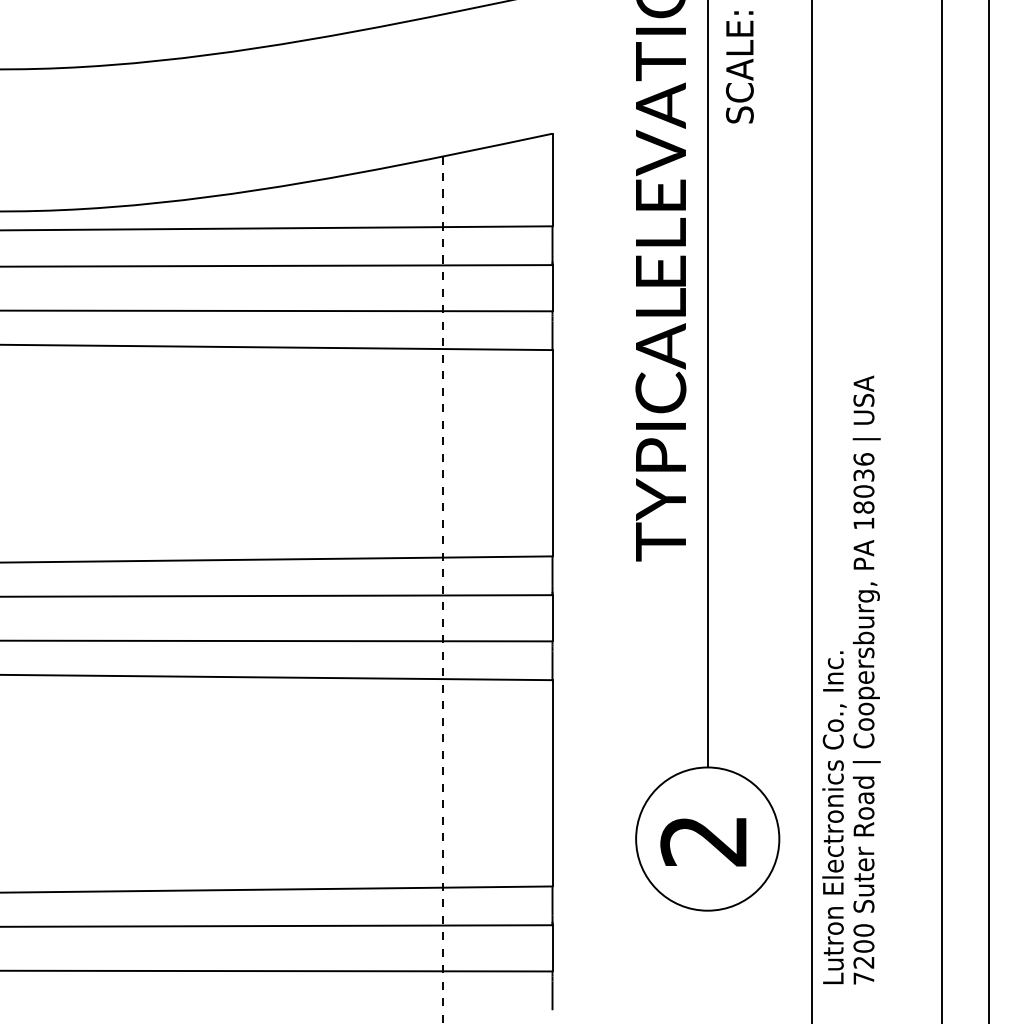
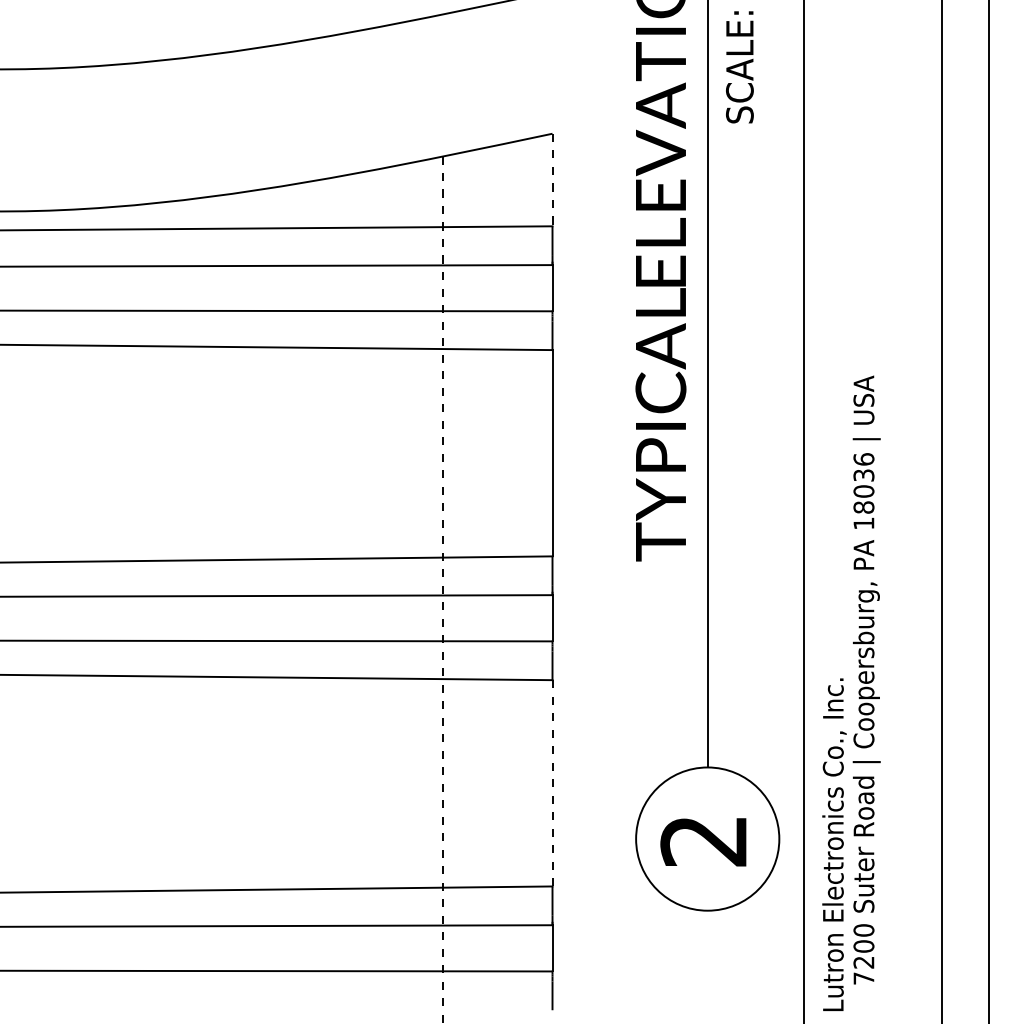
line: solid -> dashed (552, 180)
line position: (812, 511) -> (804, 511) (804, 511)
line: solid -> dashed (552, 783)
text position: (834, 817) -> (834, 844) (834, 844)
